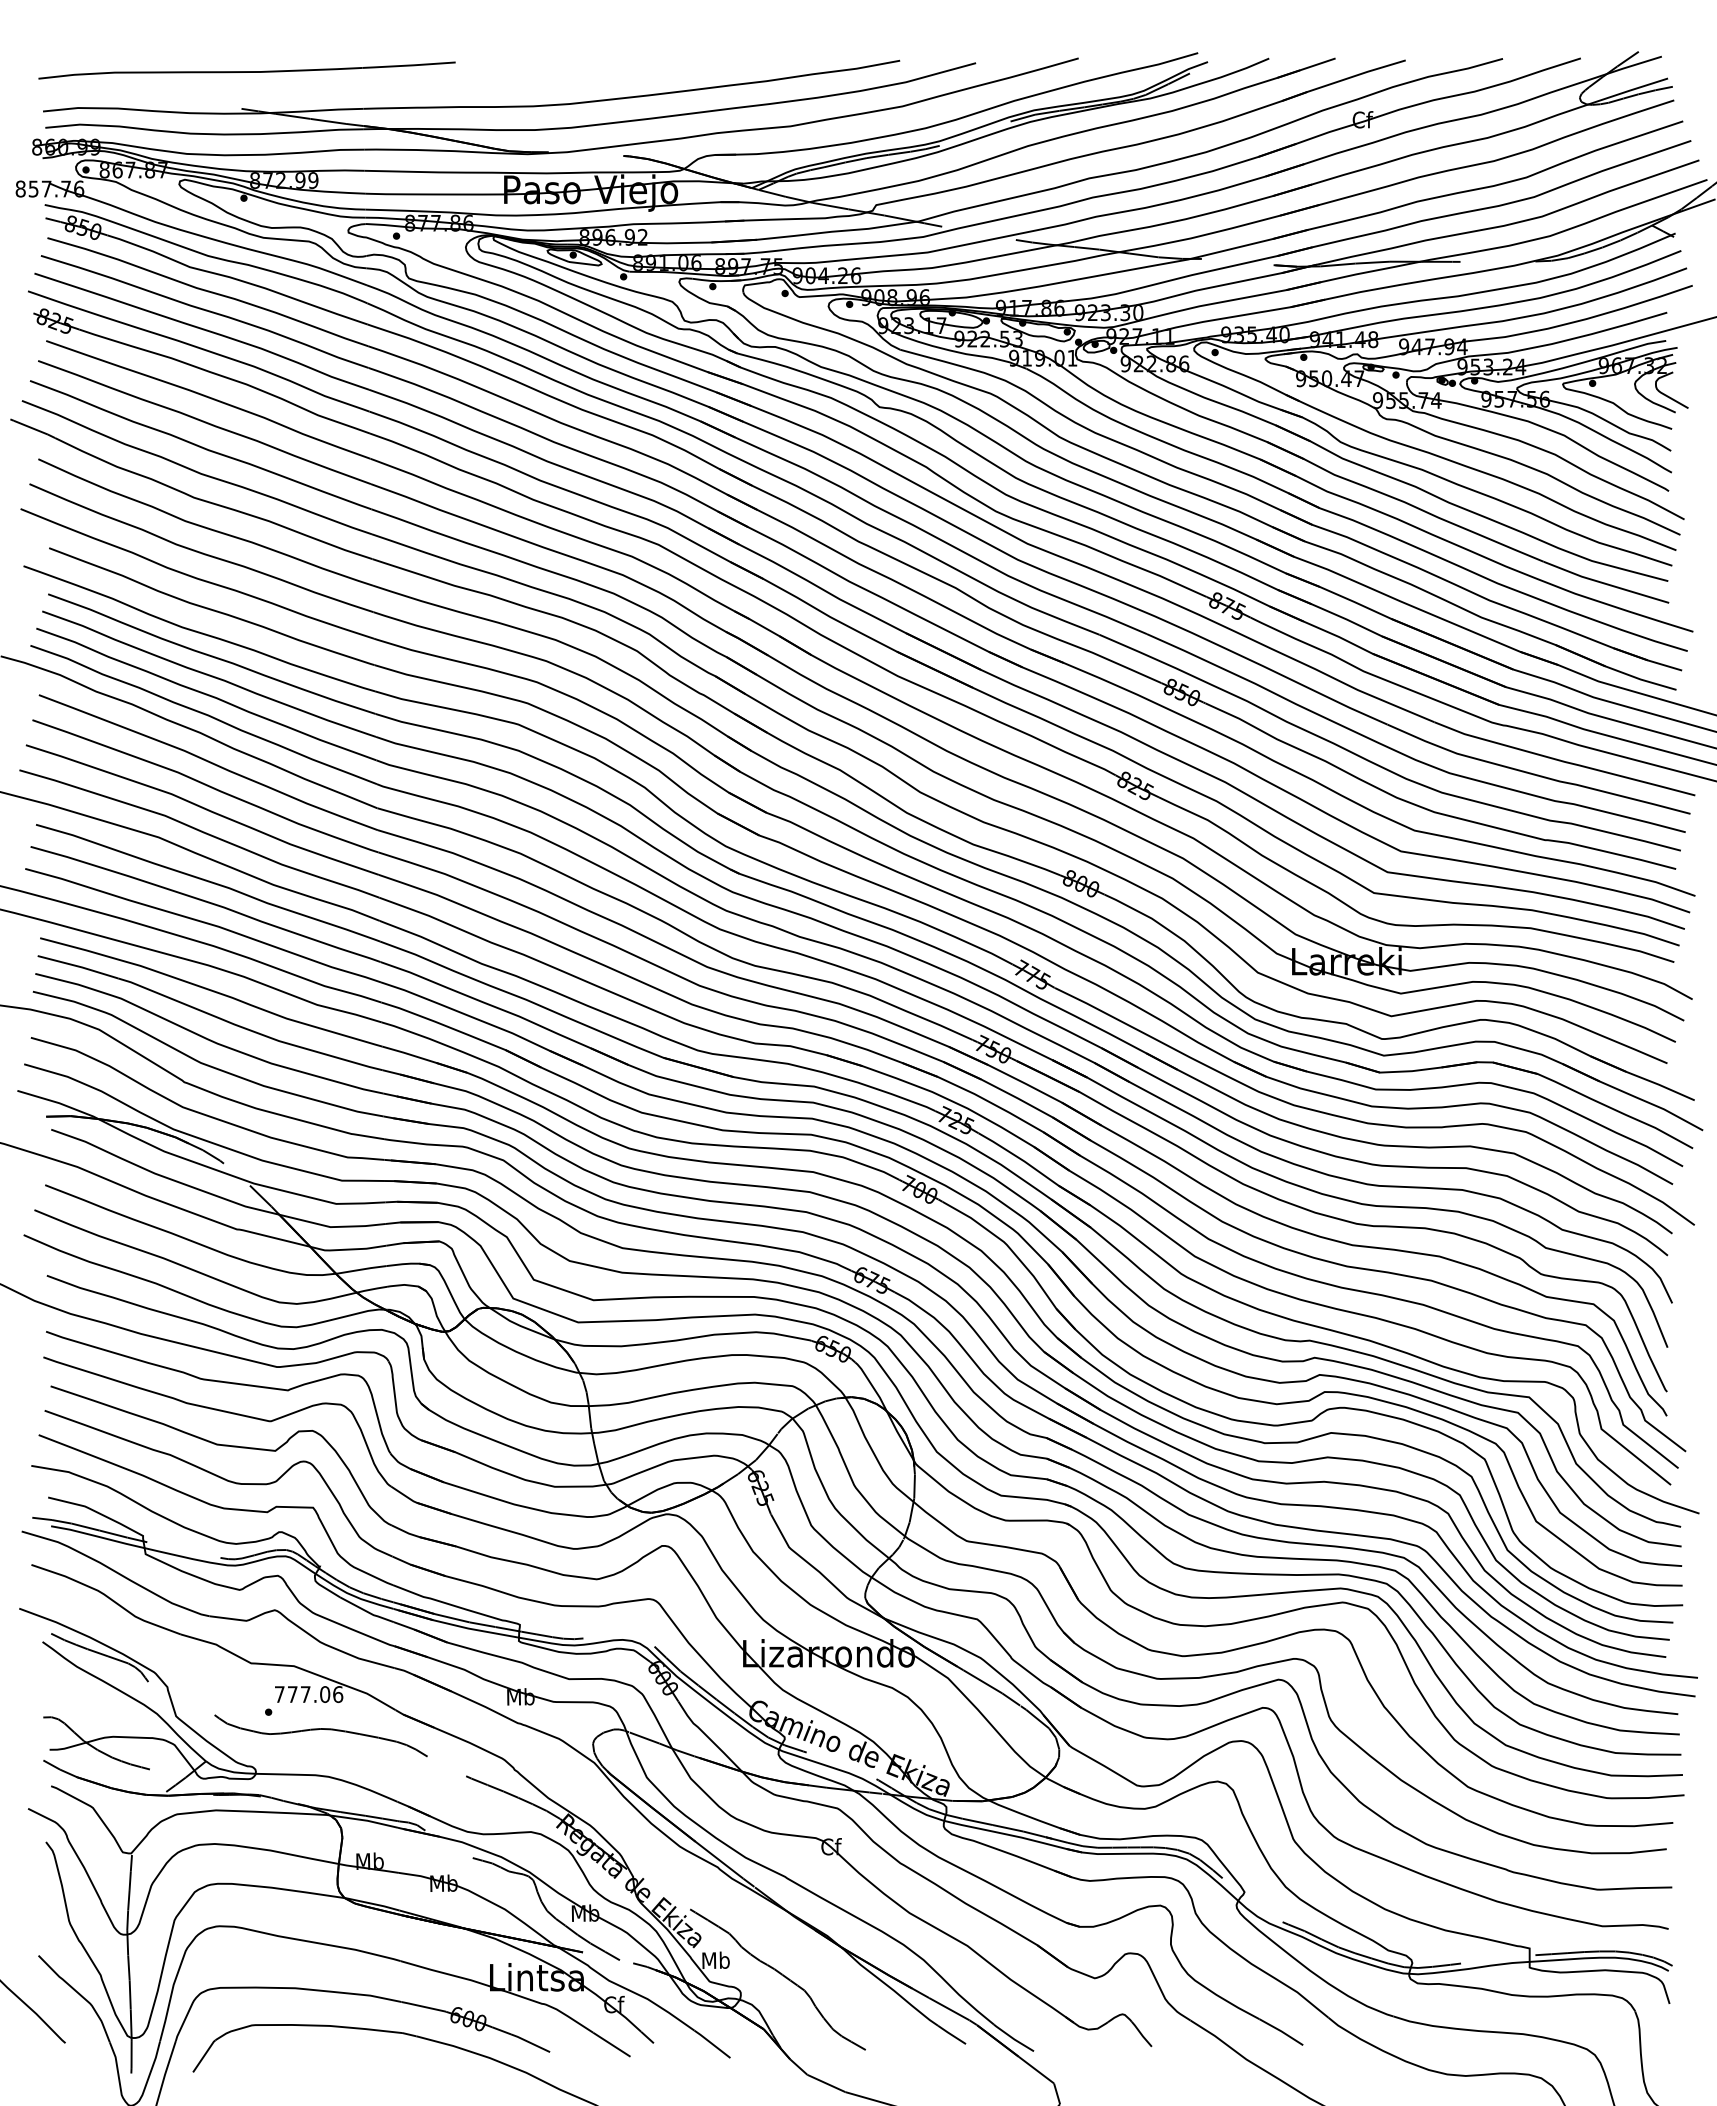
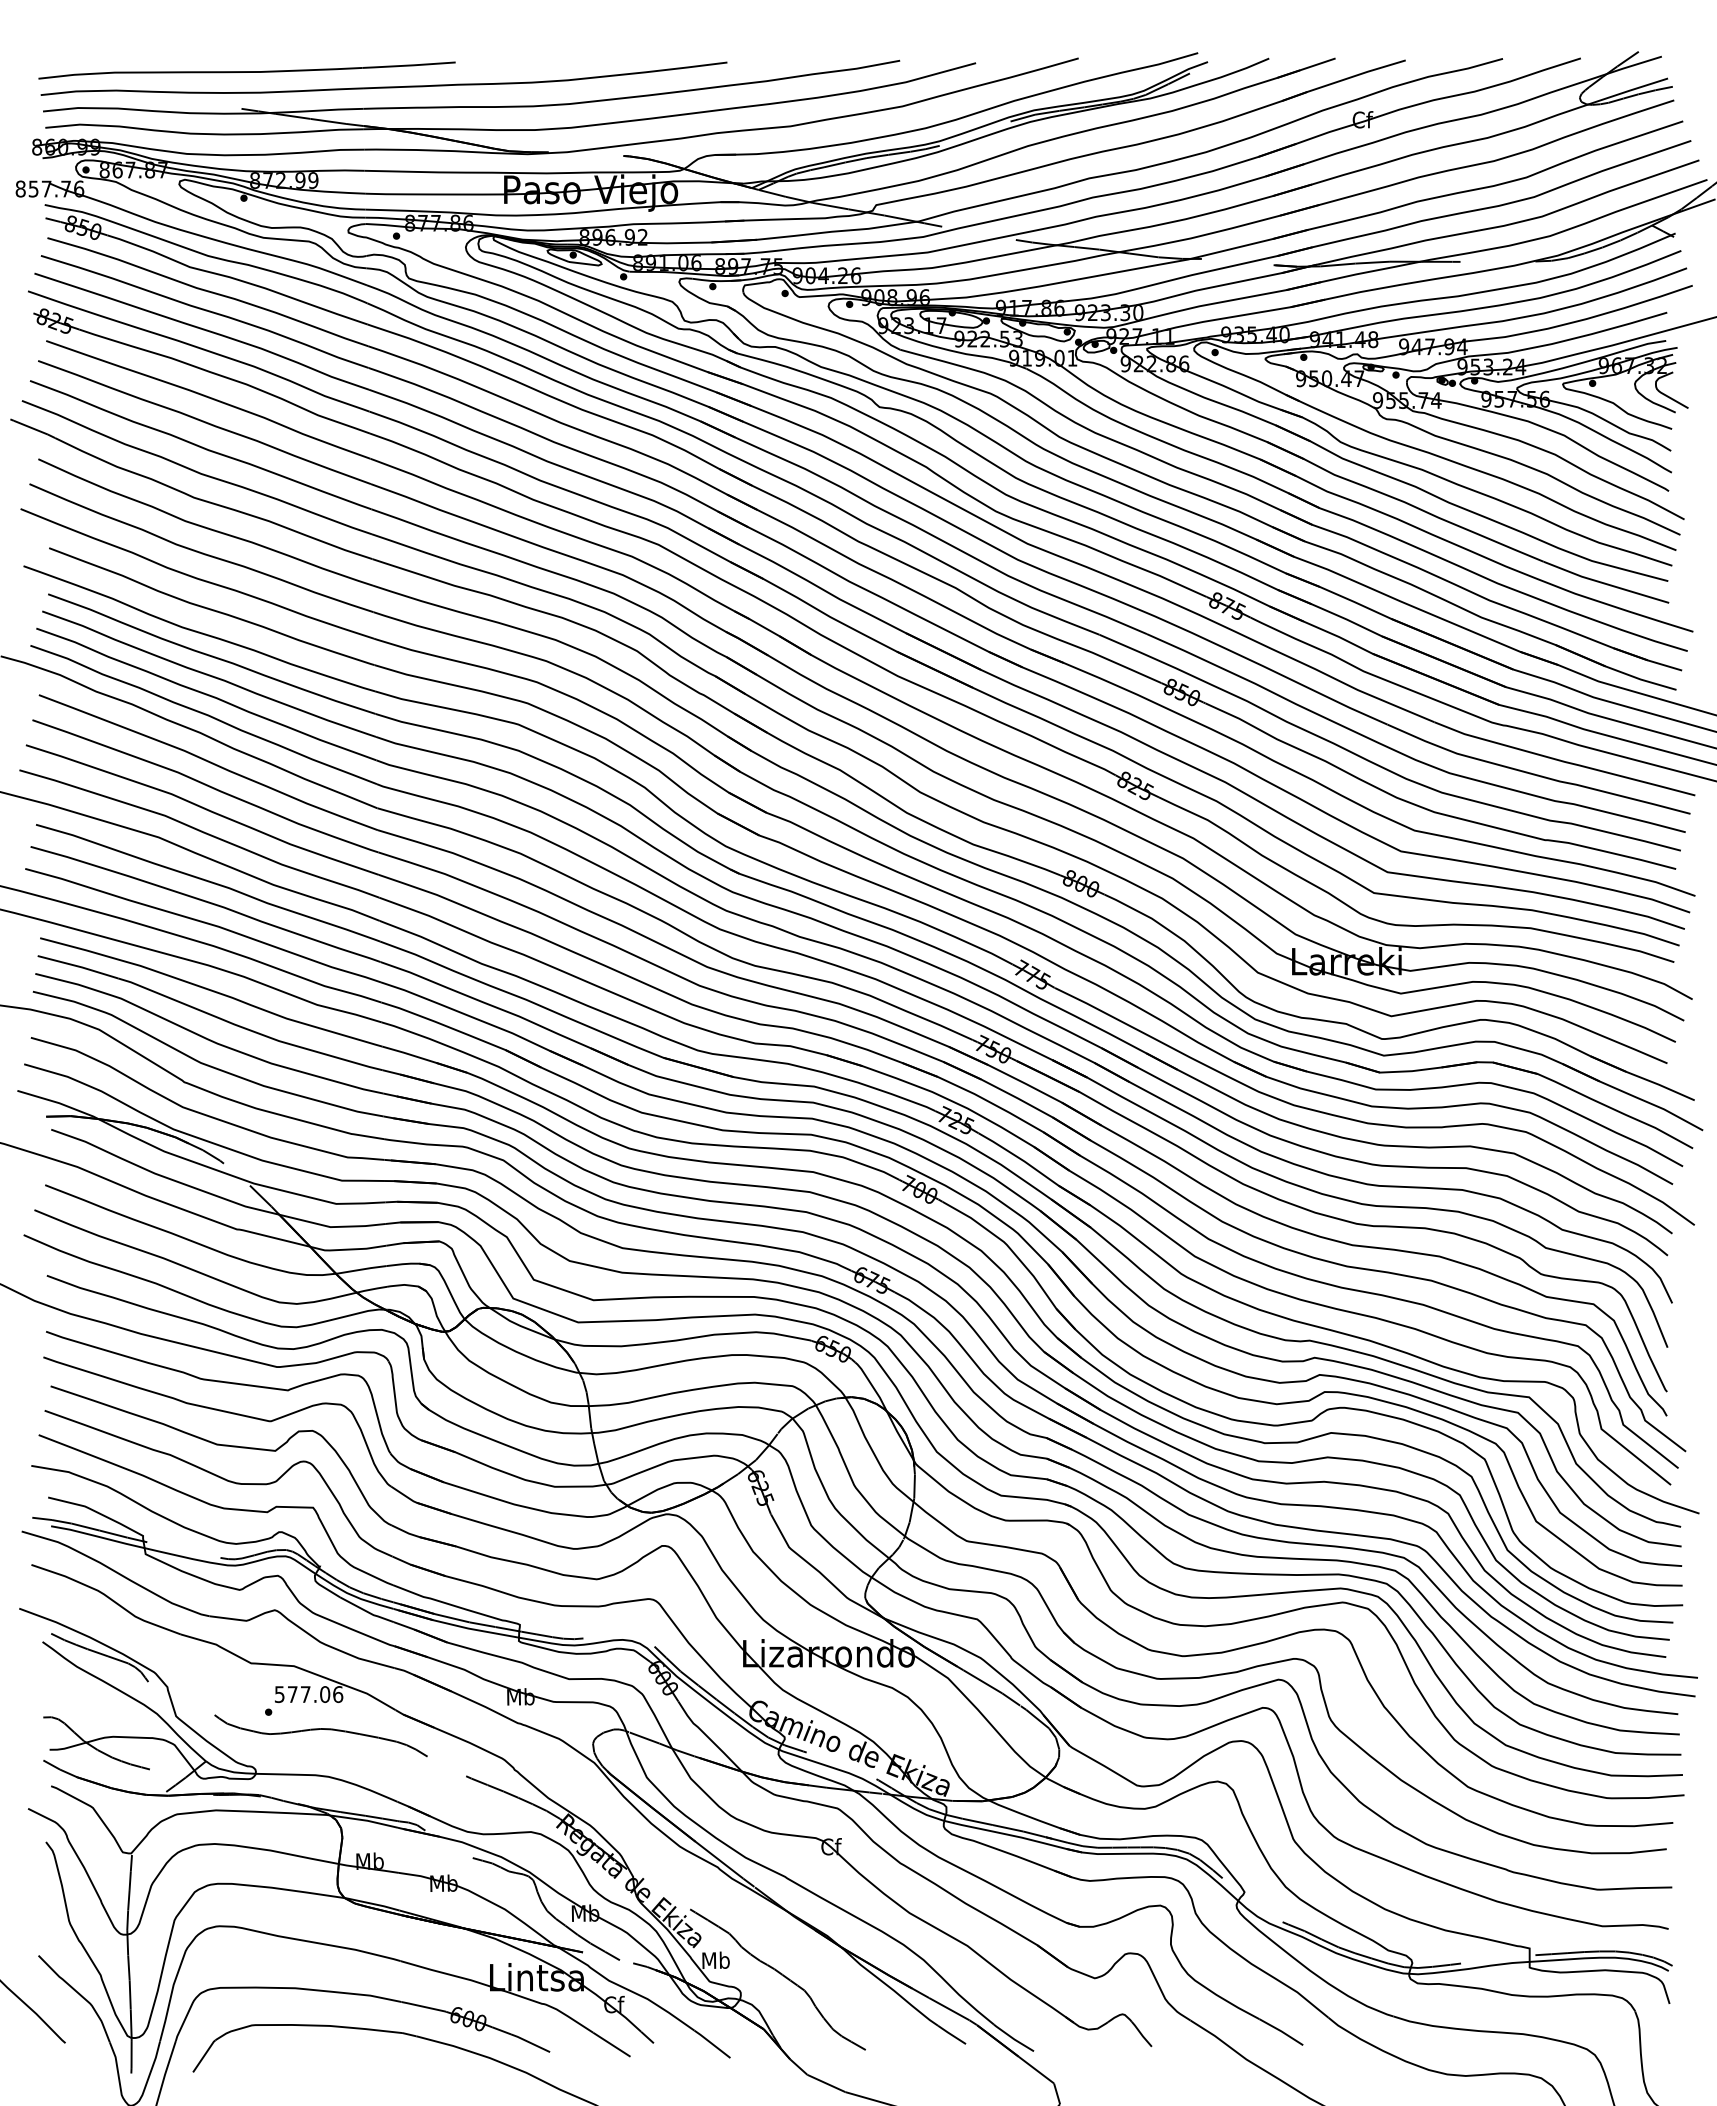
part: none -> present (383, 86)
text: 777.06 -> 577.06 (279, 1694)
